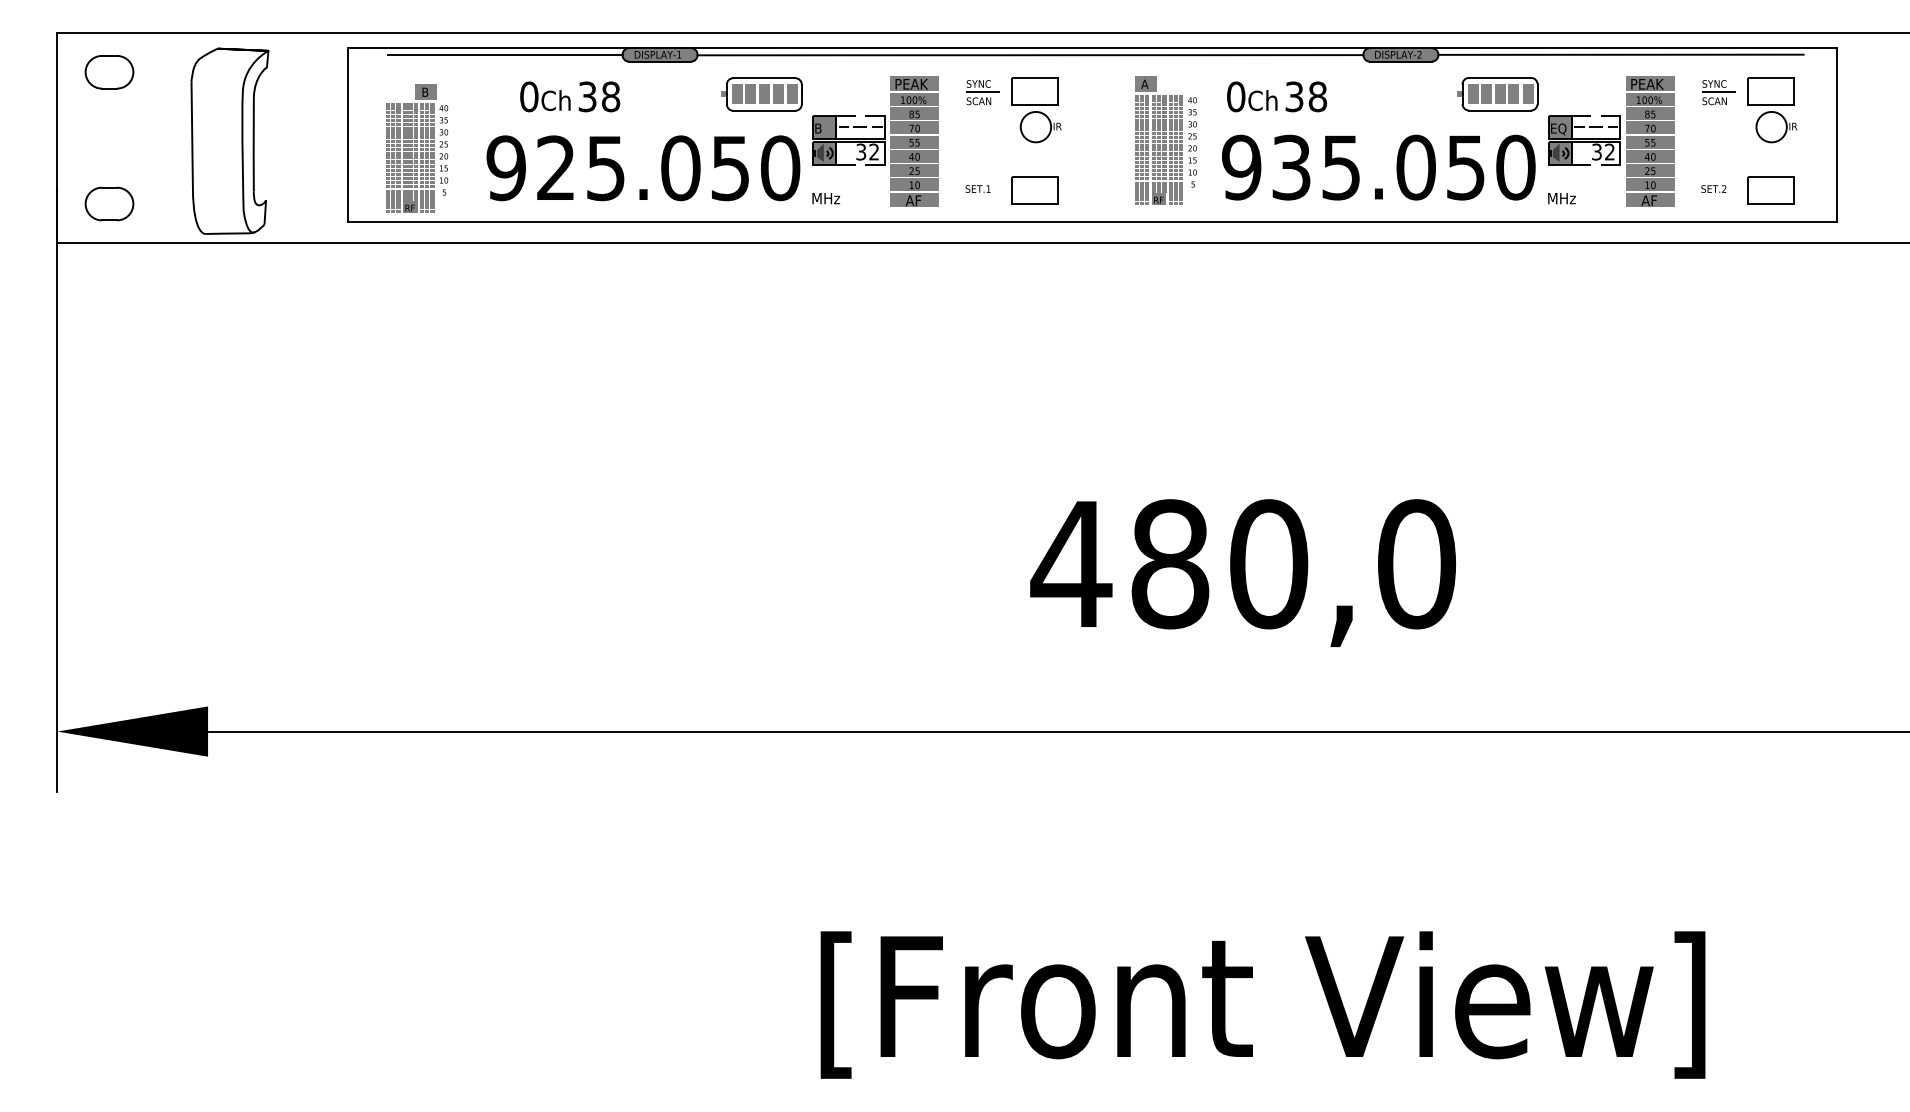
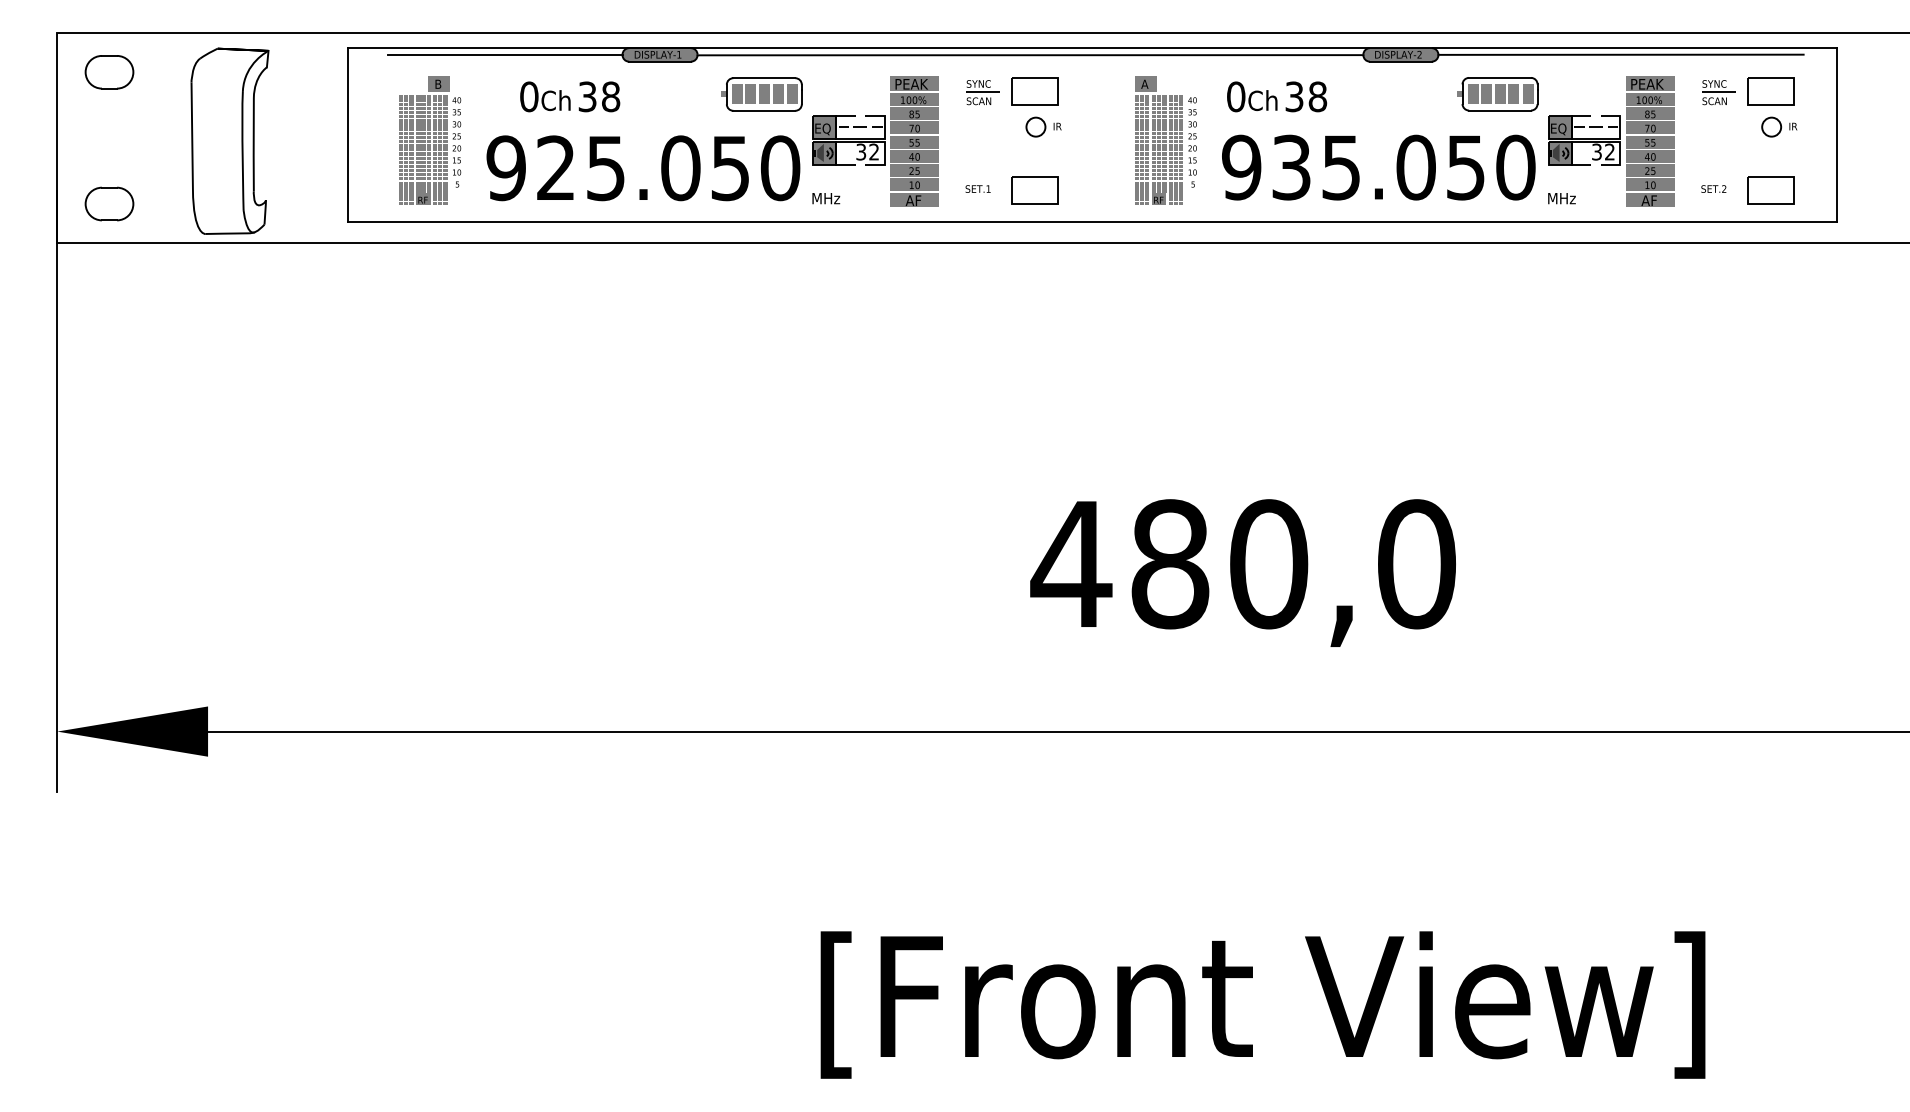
circle diameter: 30 px -> 19 px (1035, 126)
circle diameter: 30 px -> 19 px (1771, 126)
text: B -> EQ (824, 129)
text position: (417, 148) -> (430, 140) (430, 140)
